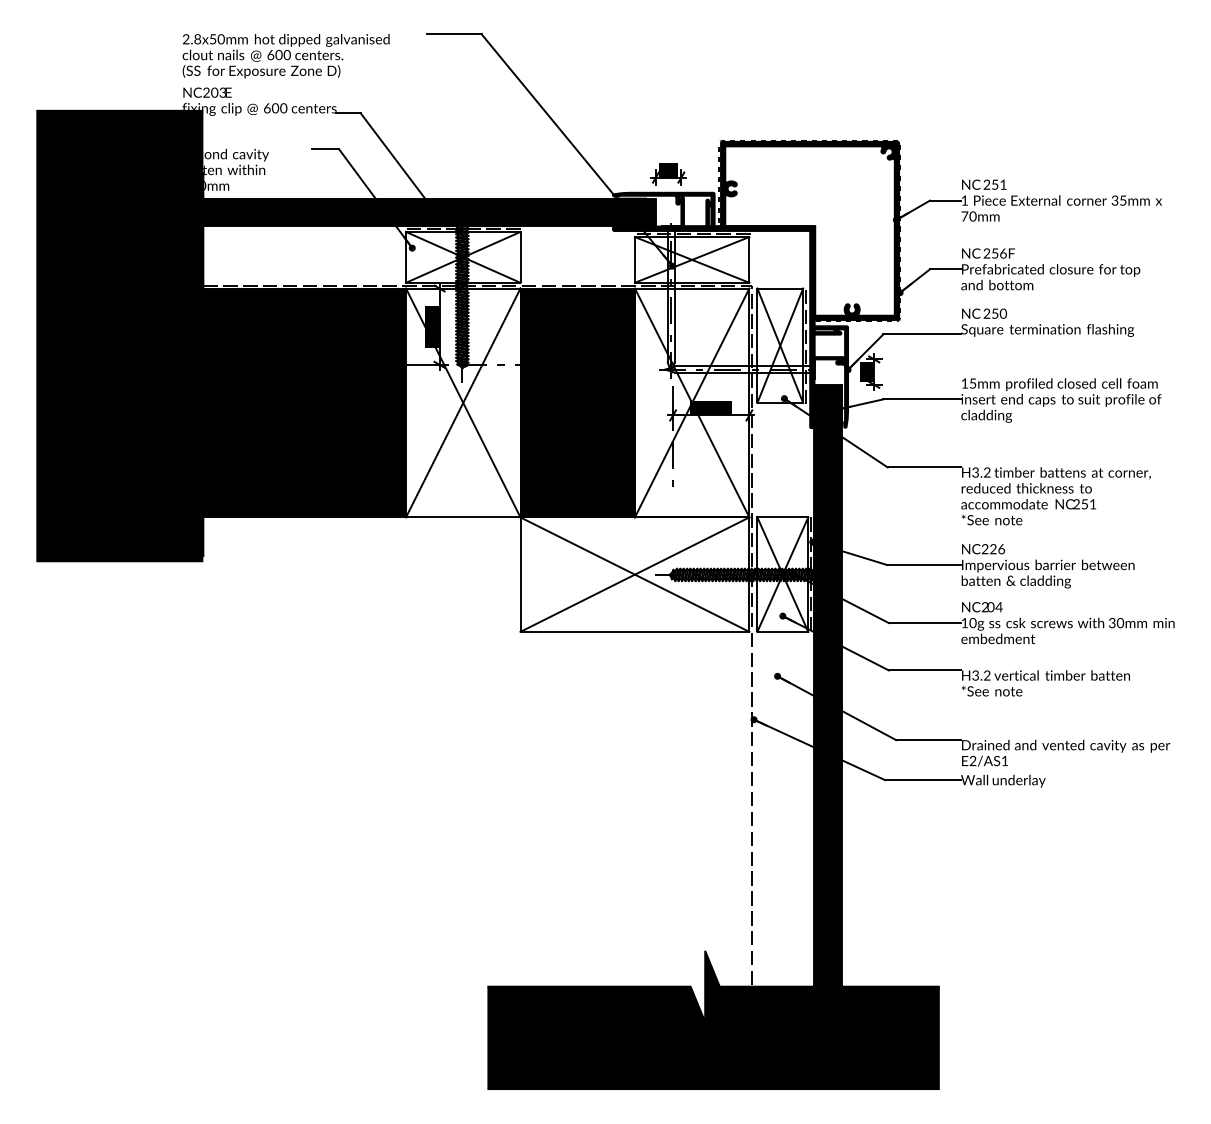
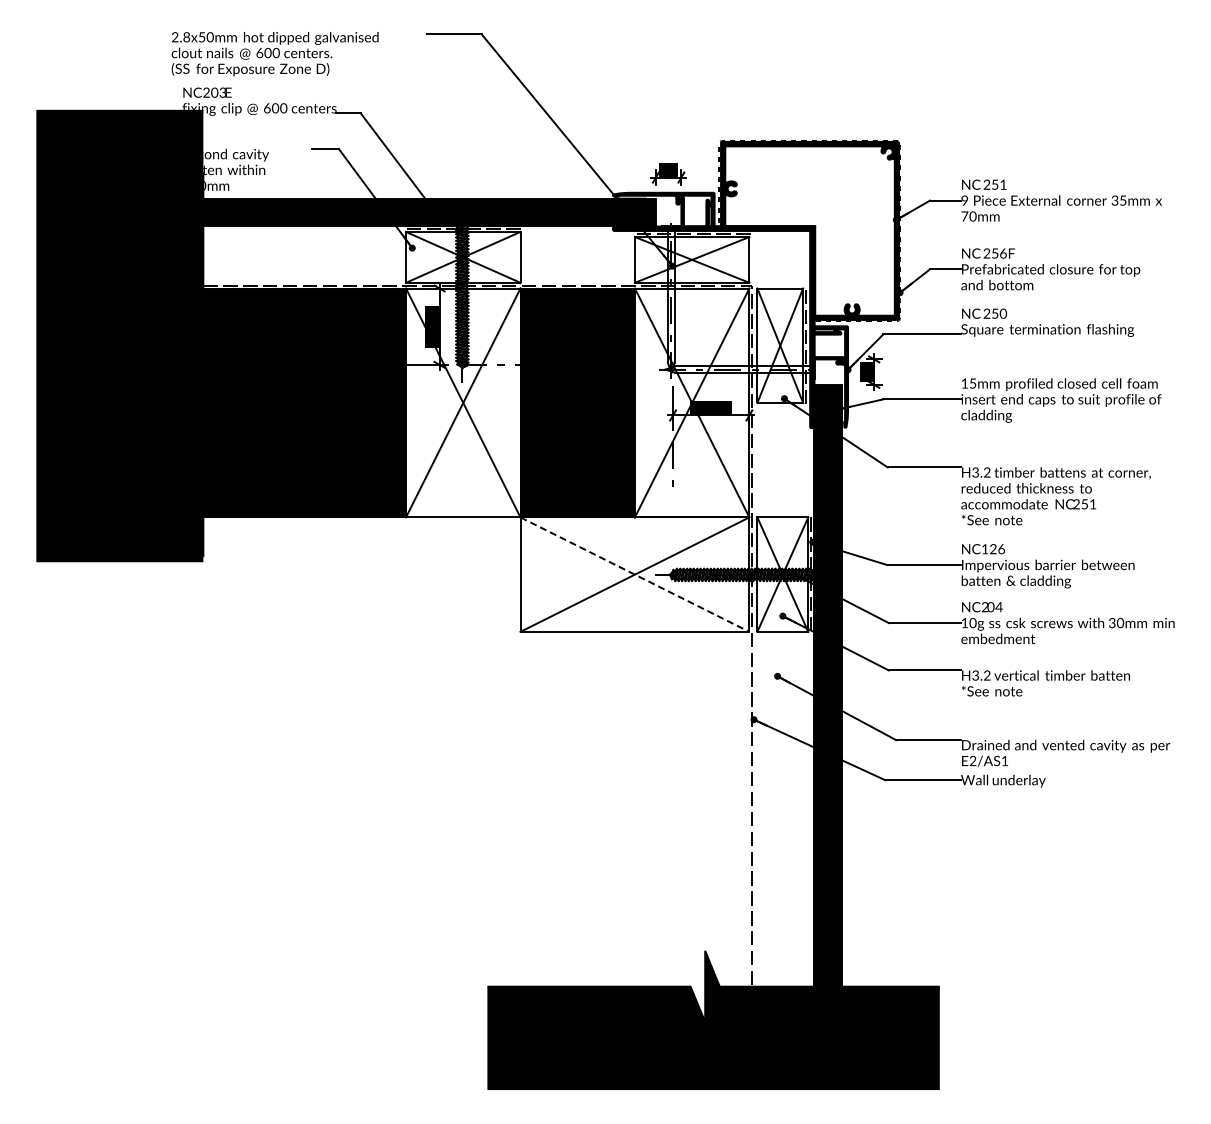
text position: (285, 56) -> (274, 54) (274, 54)
text: 1 -> 9 (964, 200)
text: NC226 -> NC126 (984, 549)
line: solid -> dashed (634, 574)
